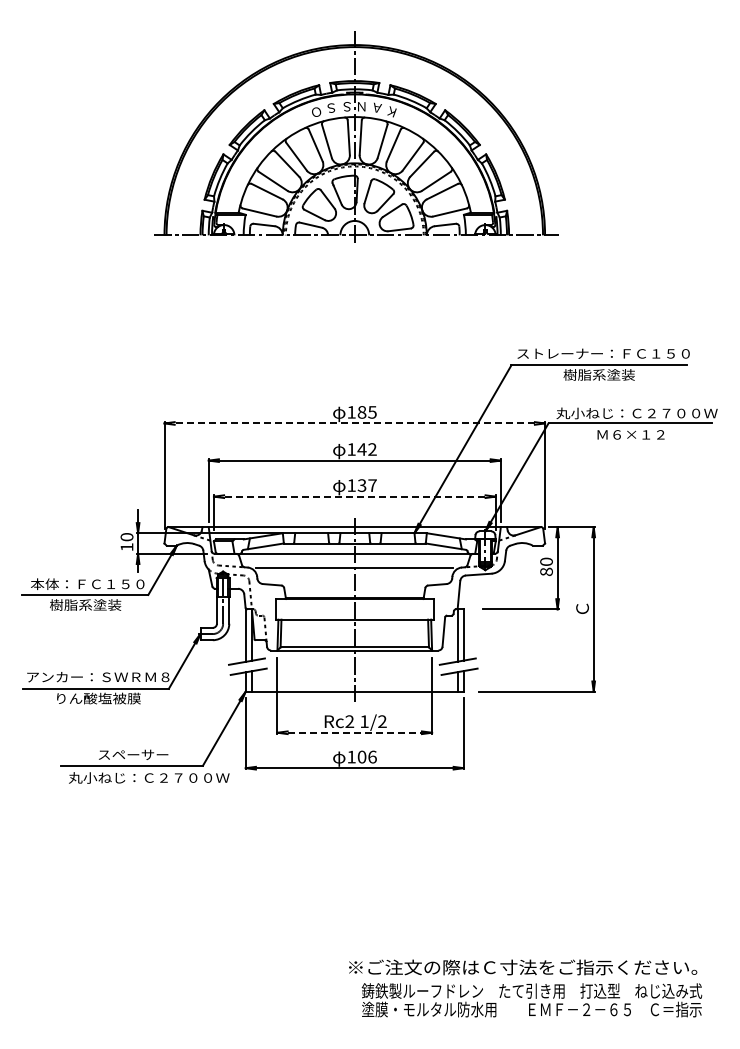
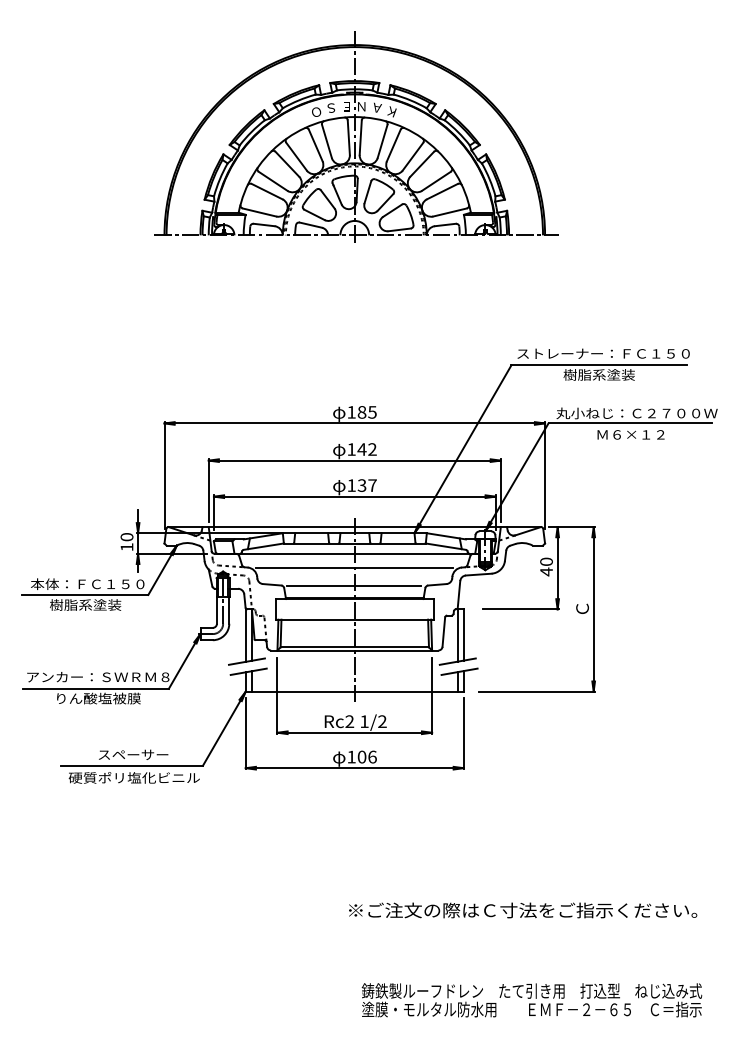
text: Ｓ -> Ｅ (346, 106)
line: dashed -> solid (355, 423)
line: dashed -> solid (354, 496)
text: 80 -> 40 (546, 571)
line: none -> present (353, 585)
line: dashed -> solid (355, 732)
text: 丸小ねじ：Ｃ２７００Ｗ -> 硬質ポリ塩化ビニル (148, 777)
text position: (523, 967) -> (523, 910) (523, 910)
